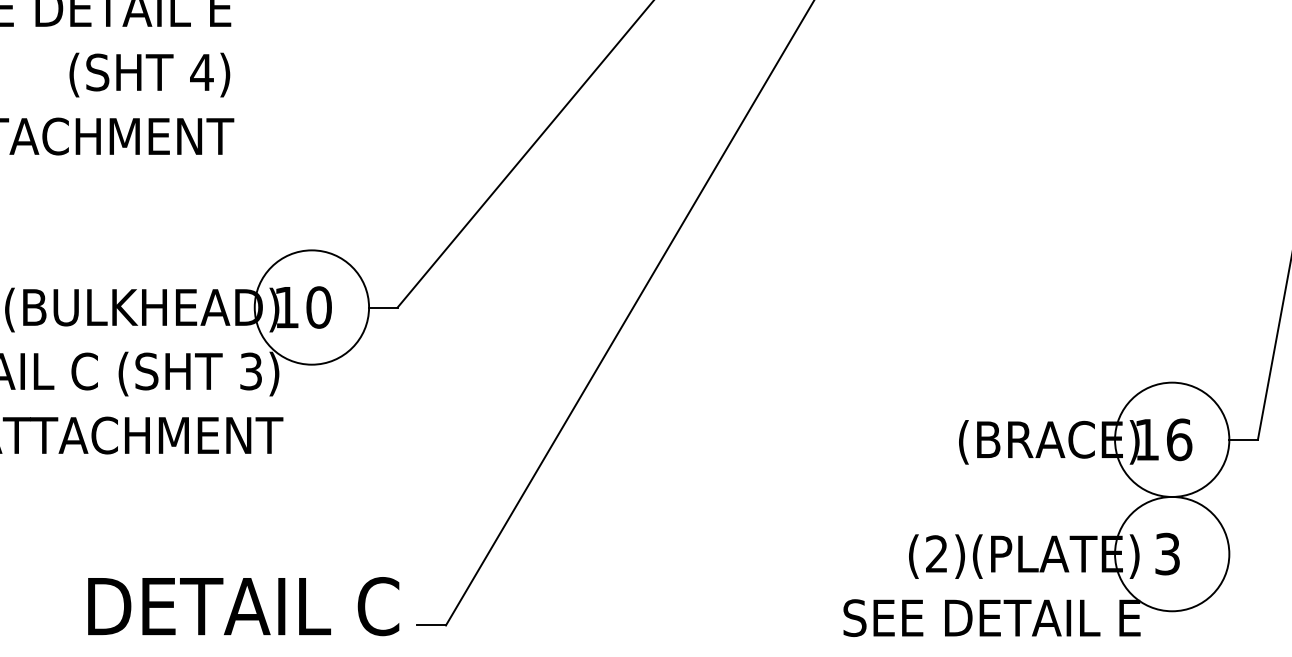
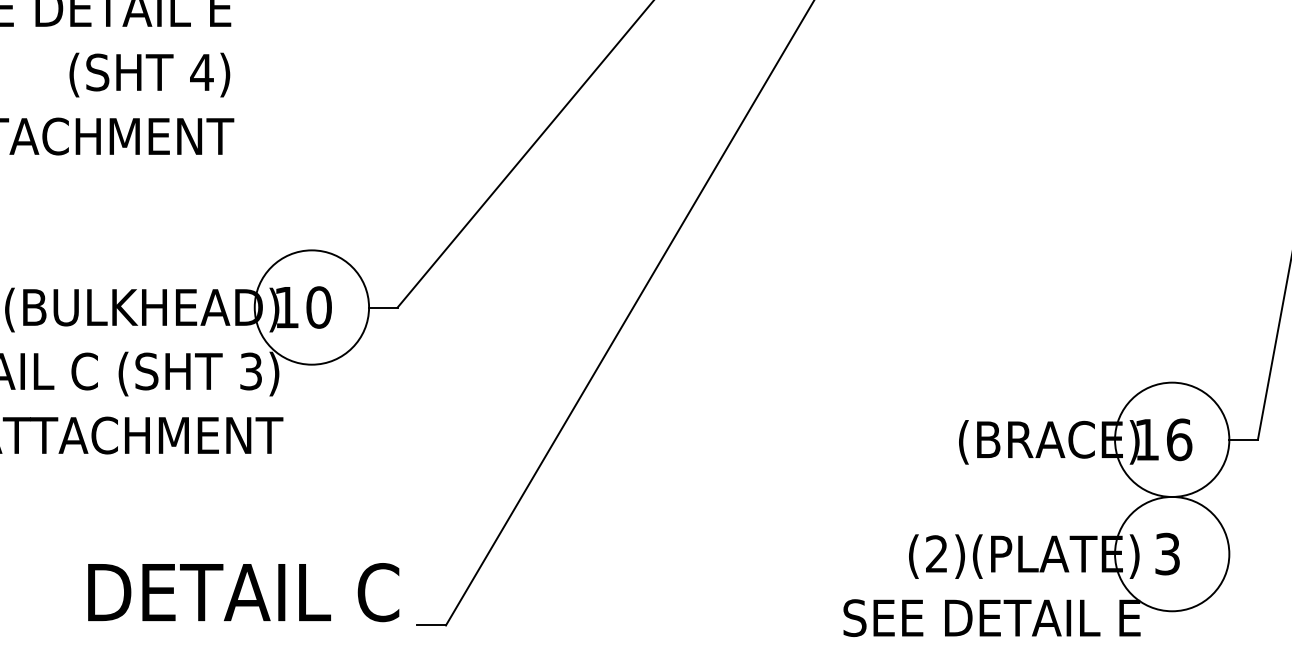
text position: (243, 606) -> (243, 592) (243, 592)
